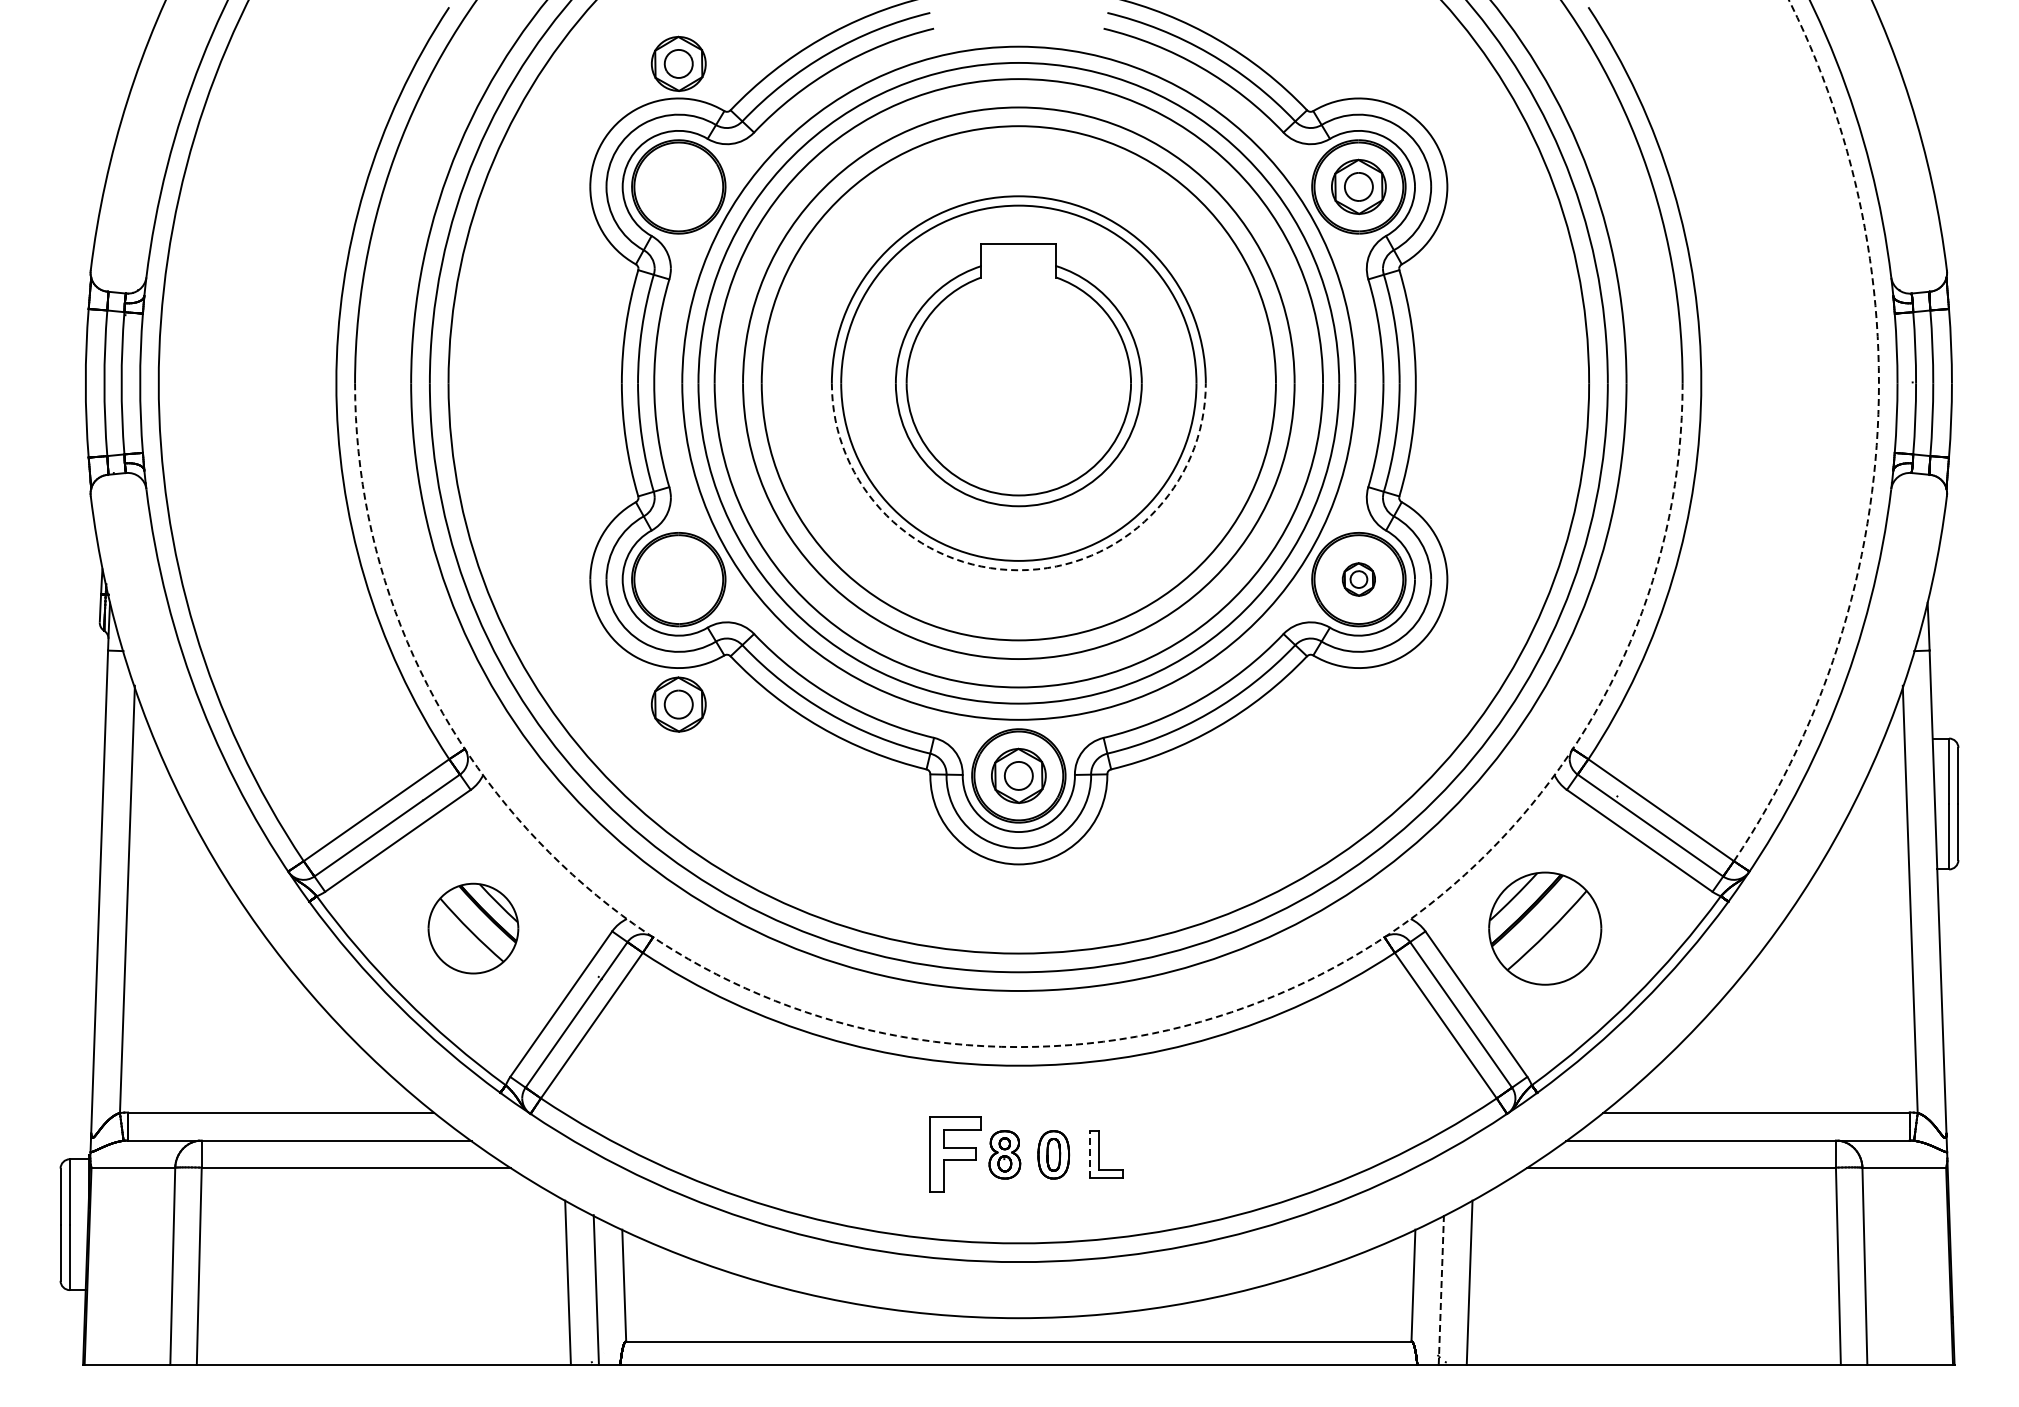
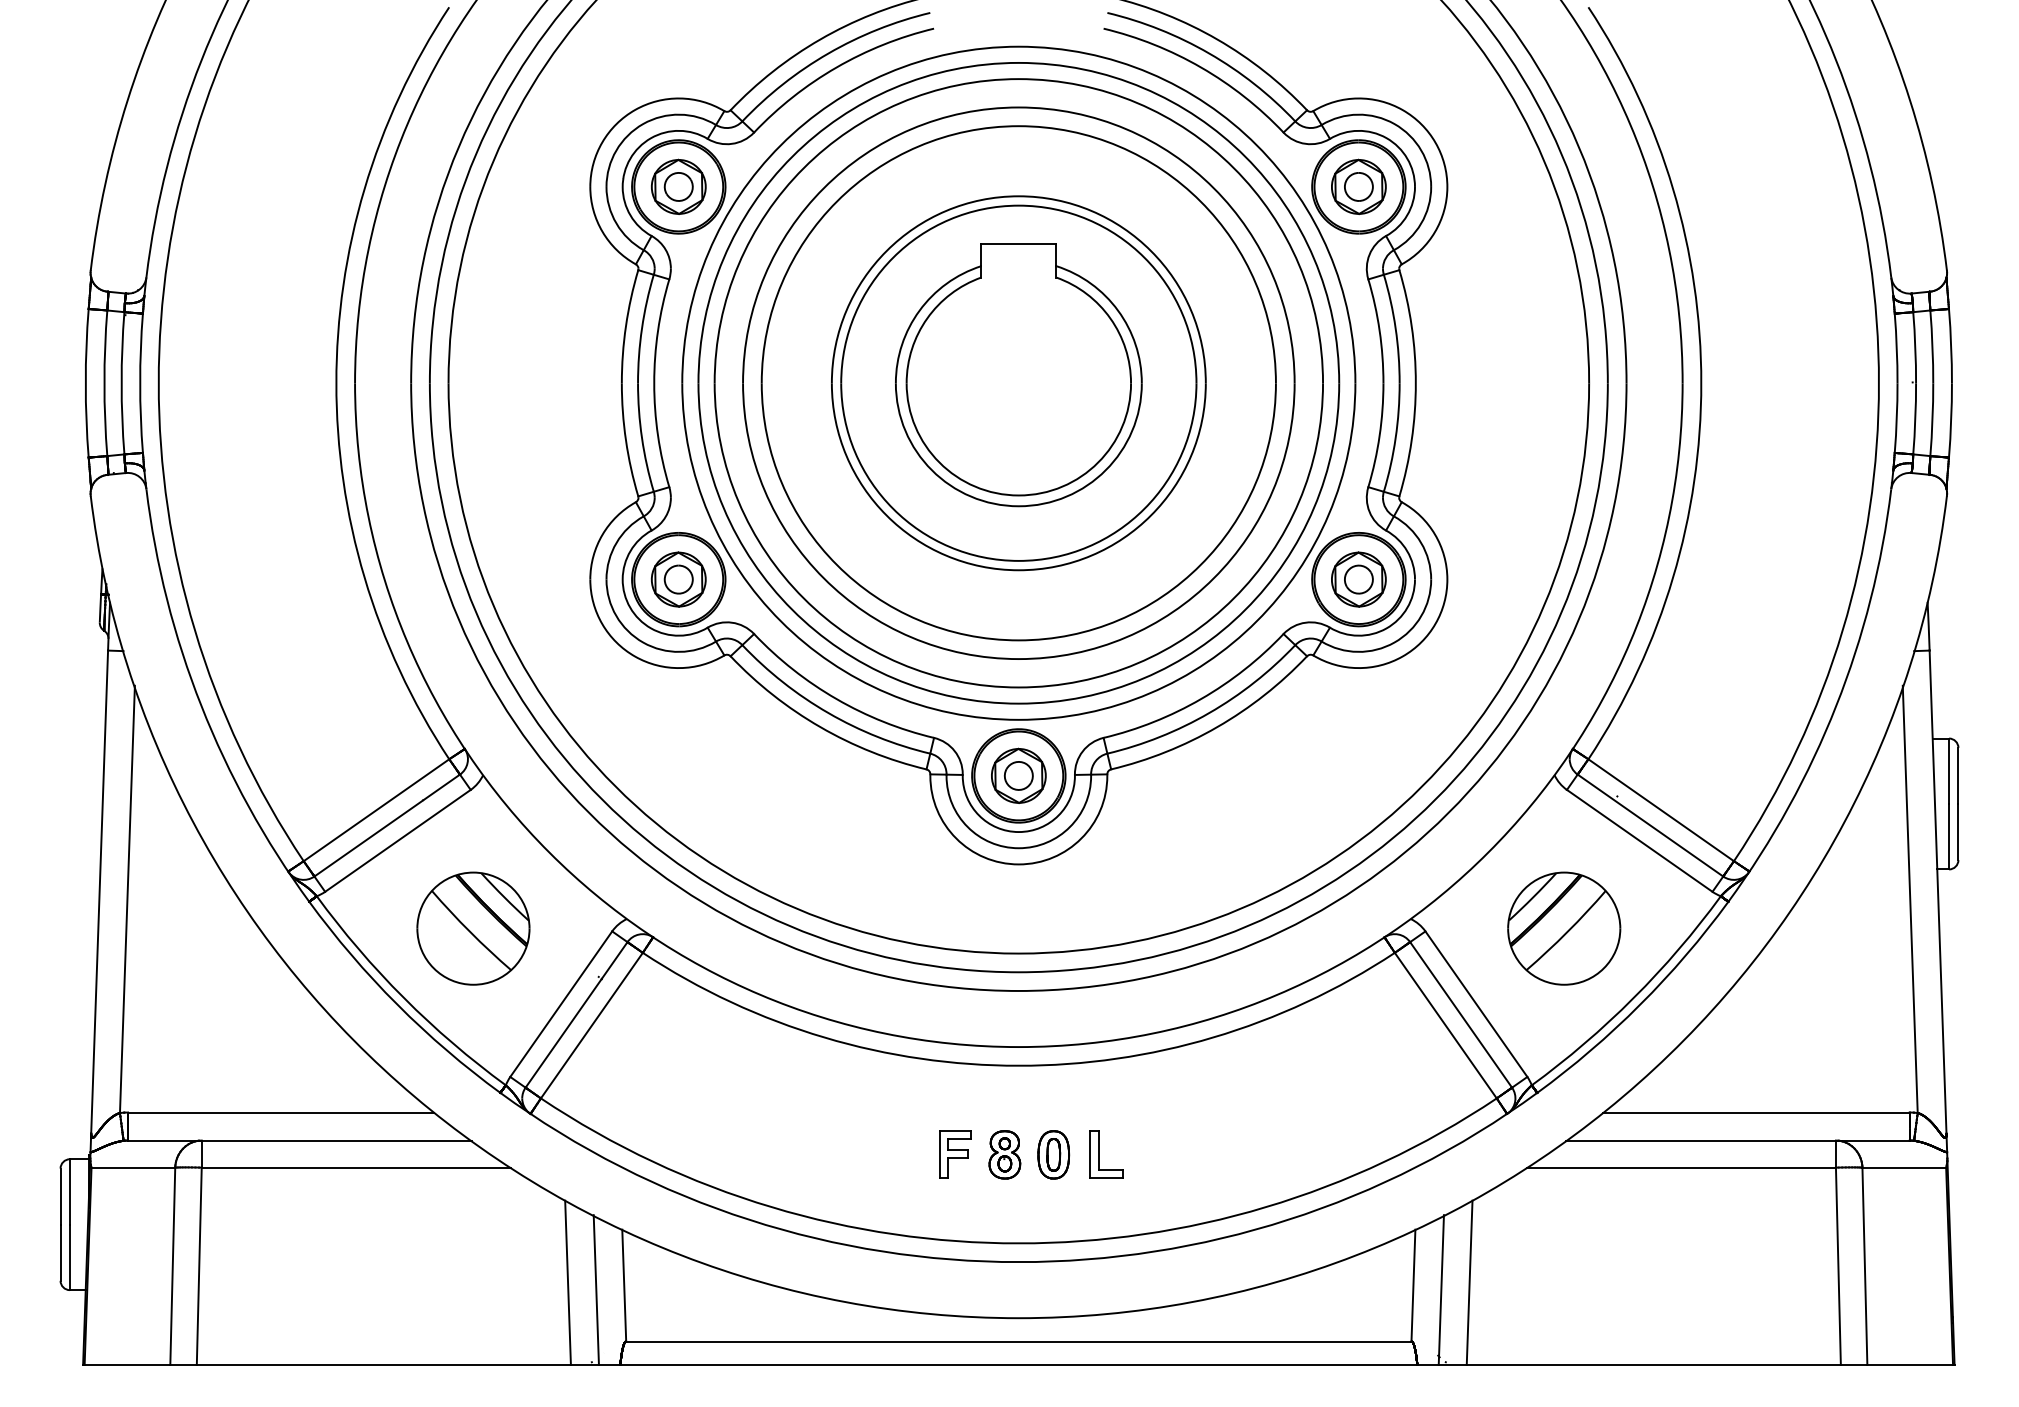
part position: (678, 63) -> (678, 186) (678, 186)
arc: dashed -> solid (1877, 437)
arc: dashed -> solid (1018, 570)
part size: 35x35 px -> 56x57 px (1358, 579)
part position: (678, 704) -> (678, 579) (678, 579)
part size: 93x93 px -> 115x115 px (473, 928)
part position: (1545, 928) -> (1564, 928) (1564, 928)
arc: dashed -> solid (1018, 1047)
part size: 53x77 px -> 33x49 px (955, 1154)
line: dashed -> solid (1089, 1154)
line: dashed -> solid (1441, 1290)
